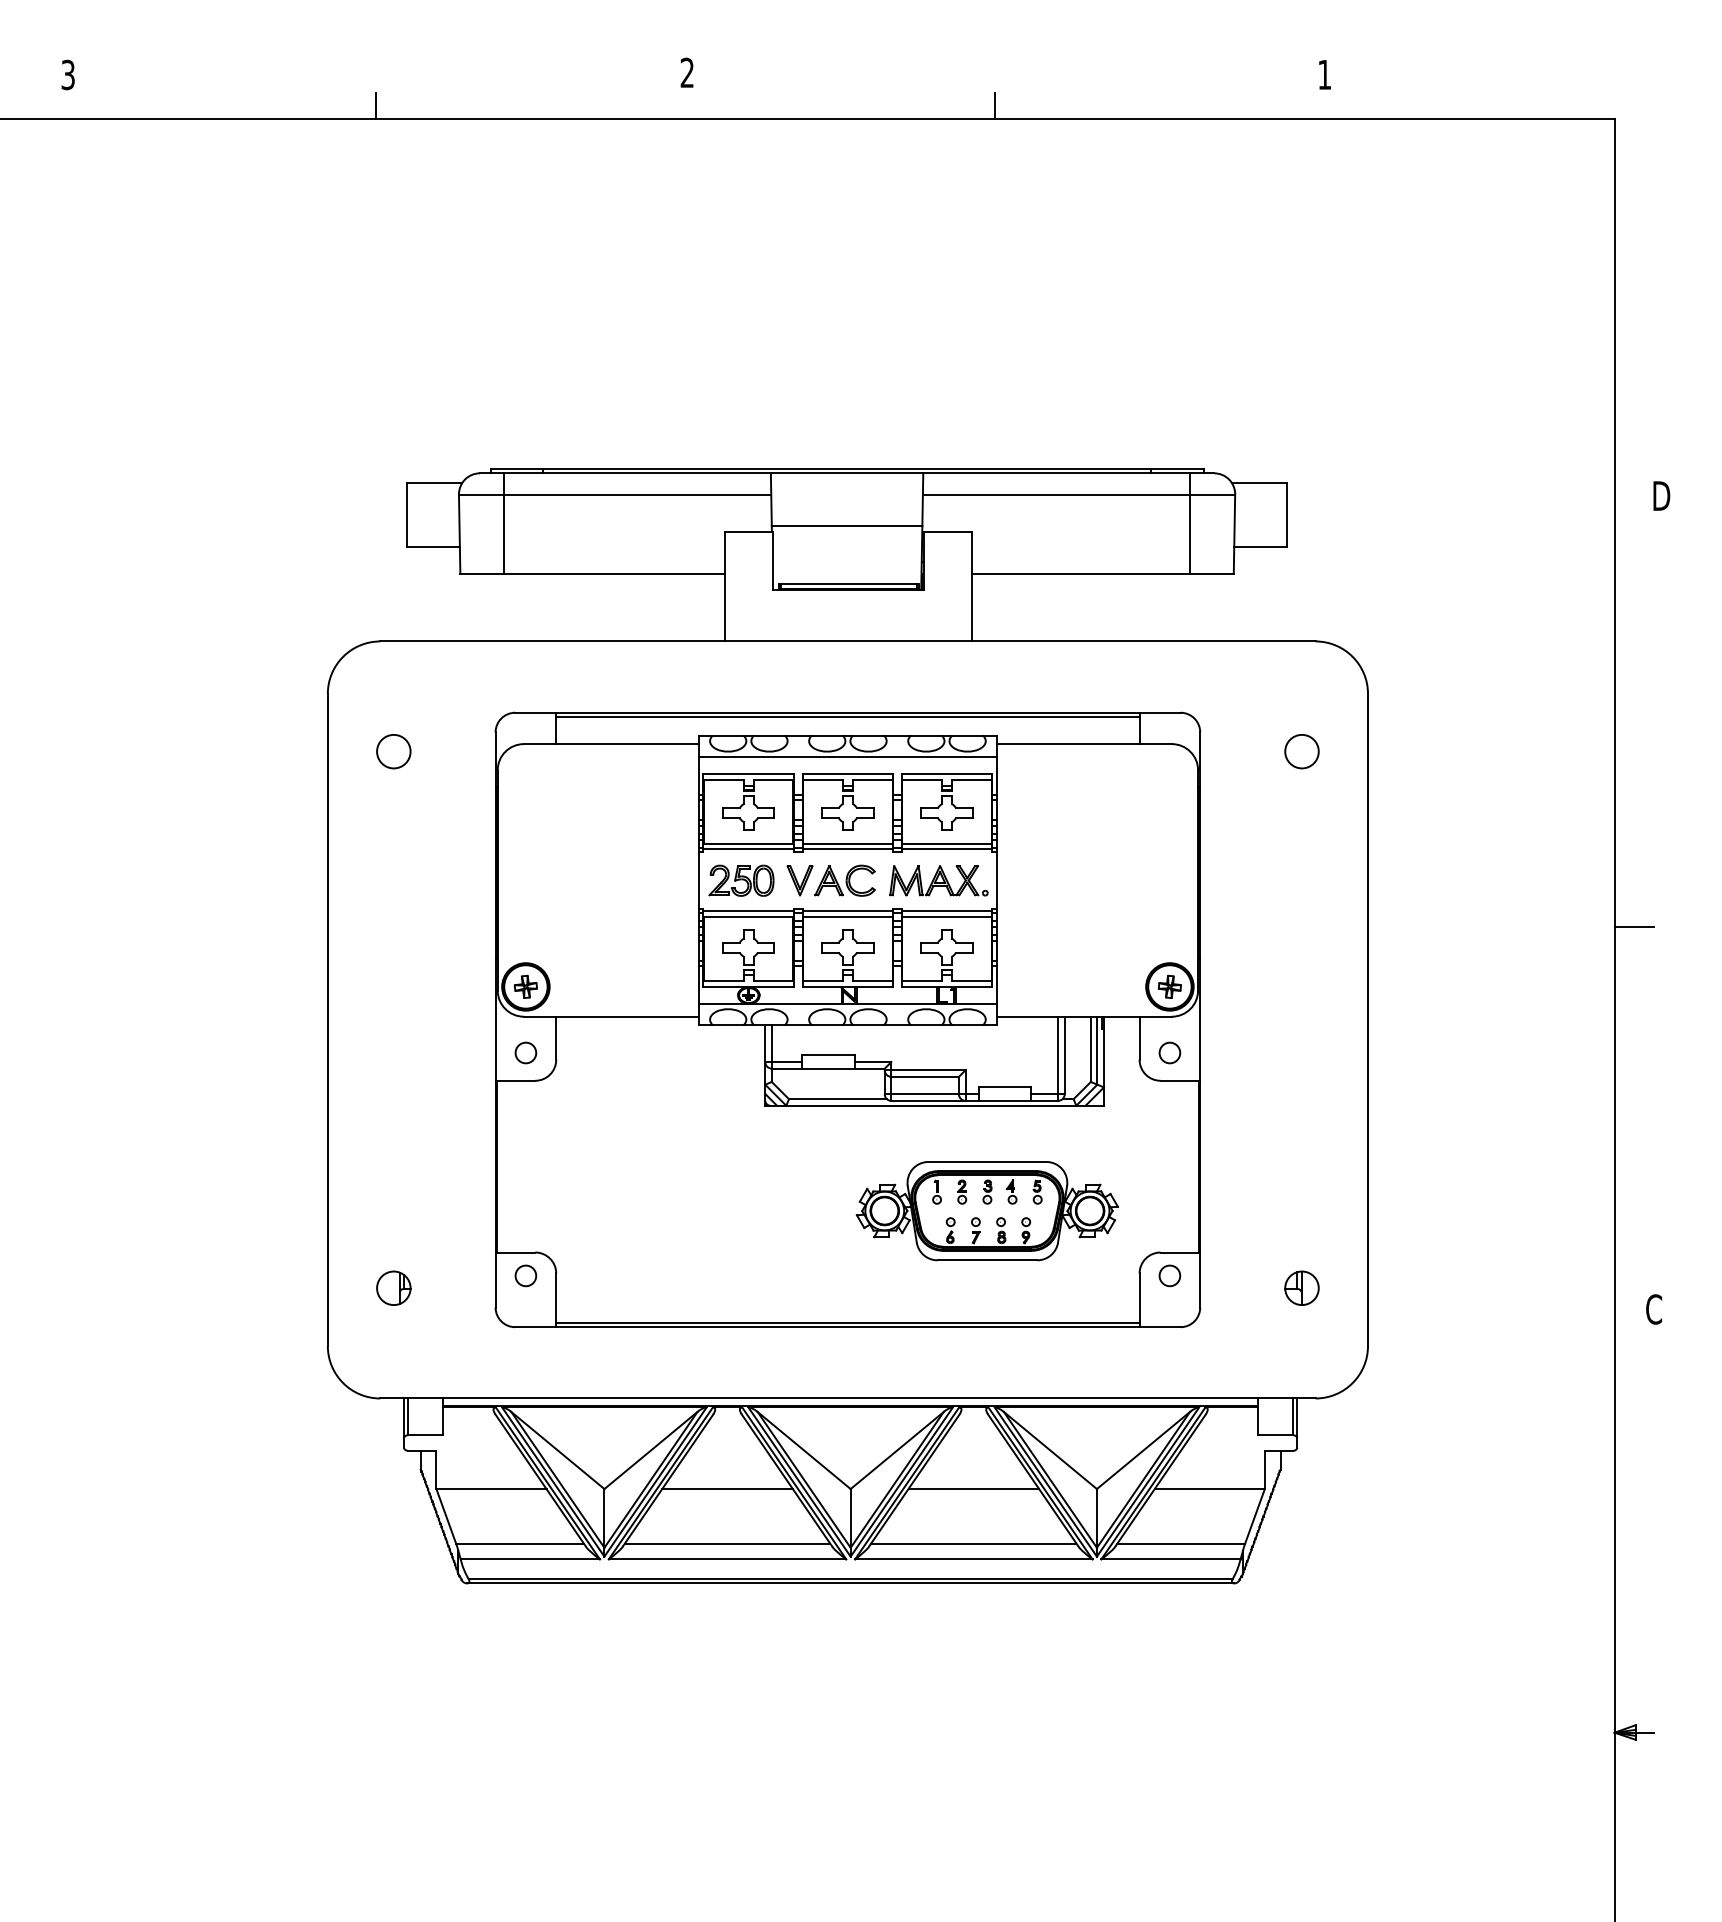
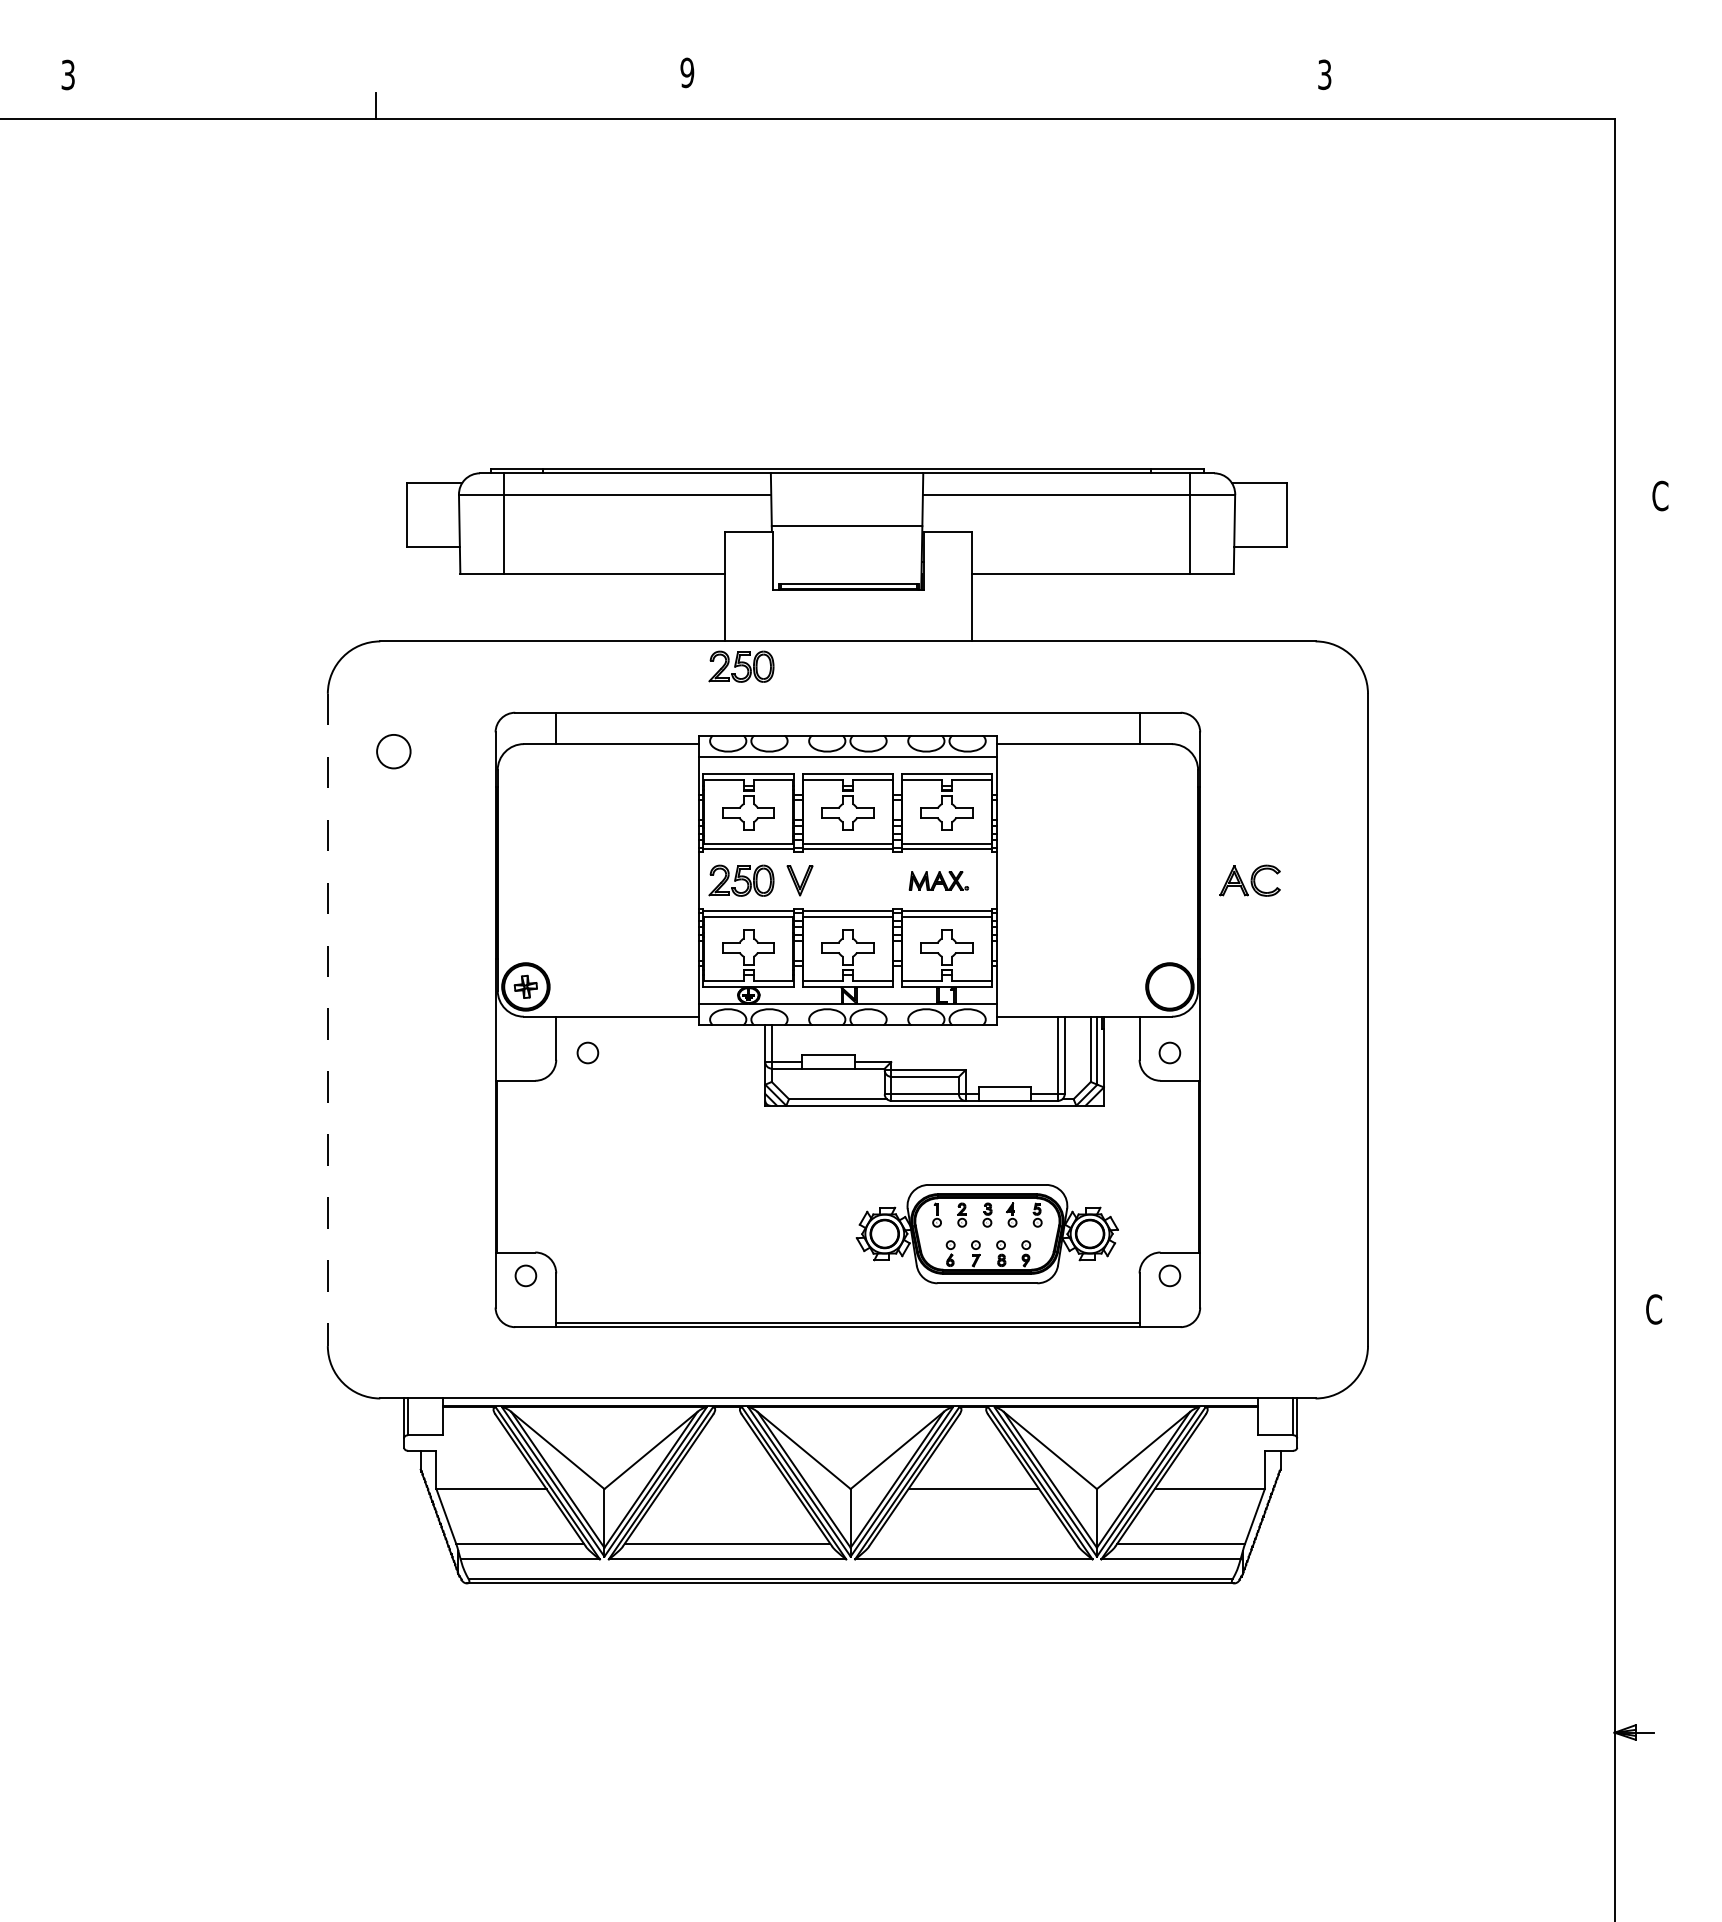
text: 2 -> 9 (687, 72)
text: 1 -> 3 (1324, 74)
line: present -> none (995, 105)
text: D -> C (1661, 495)
part: none -> present (741, 666)
line: present -> none (847, 716)
circle: present -> none (1301, 751)
part position: (844, 880) -> (1249, 880) (1249, 880)
part size: 100x32 px -> 62x20 px (938, 880)
line: present -> none (1634, 926)
part: present -> none (1169, 986)
line: solid -> dashed (327, 1020)
circle position: (525, 1052) -> (587, 1052) (587, 1052)
part position: (986, 1211) -> (986, 1234) (986, 1234)
part: present -> none (393, 1287)
part: present -> none (1301, 1287)
line: present -> none (727, 1489)
line: present -> none (973, 1543)
